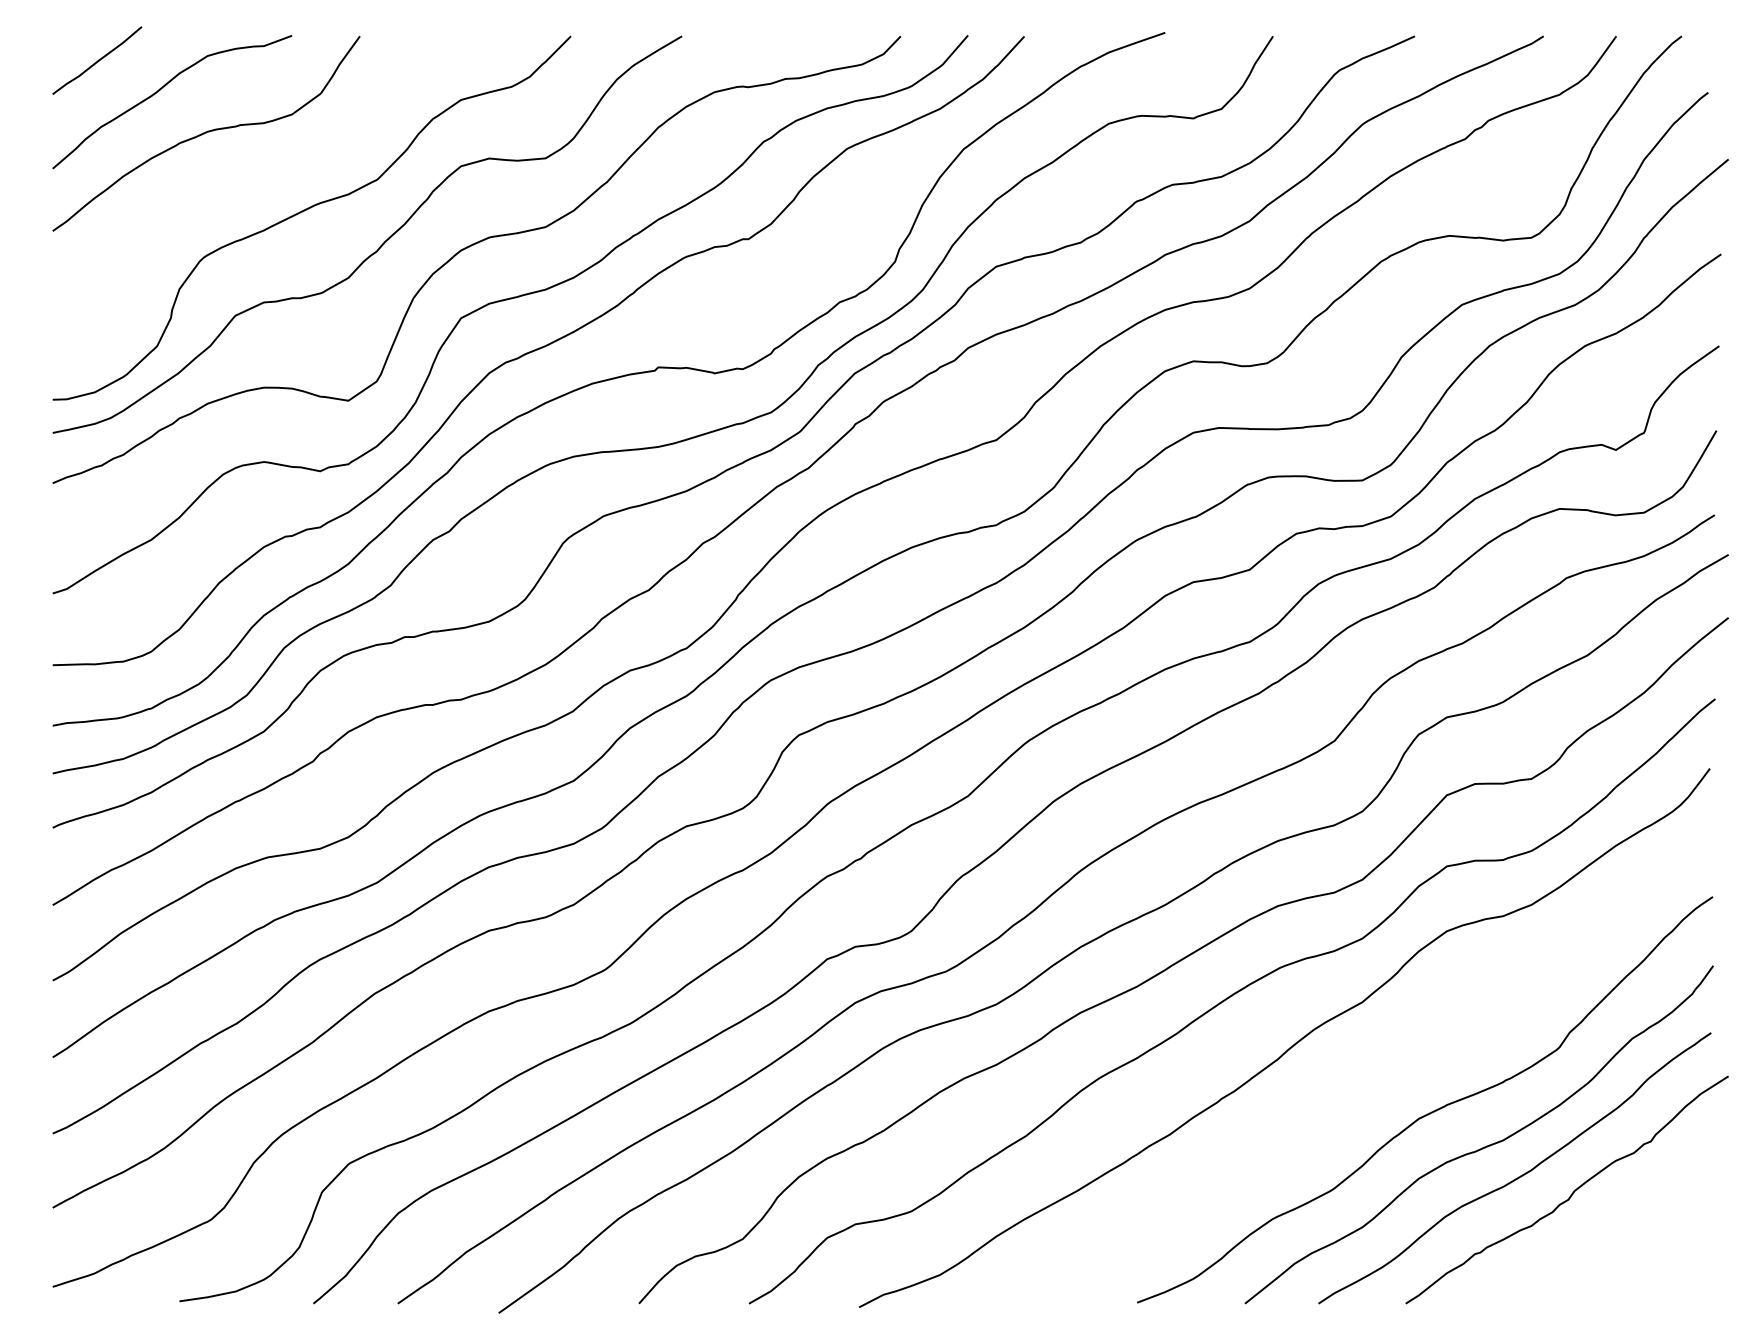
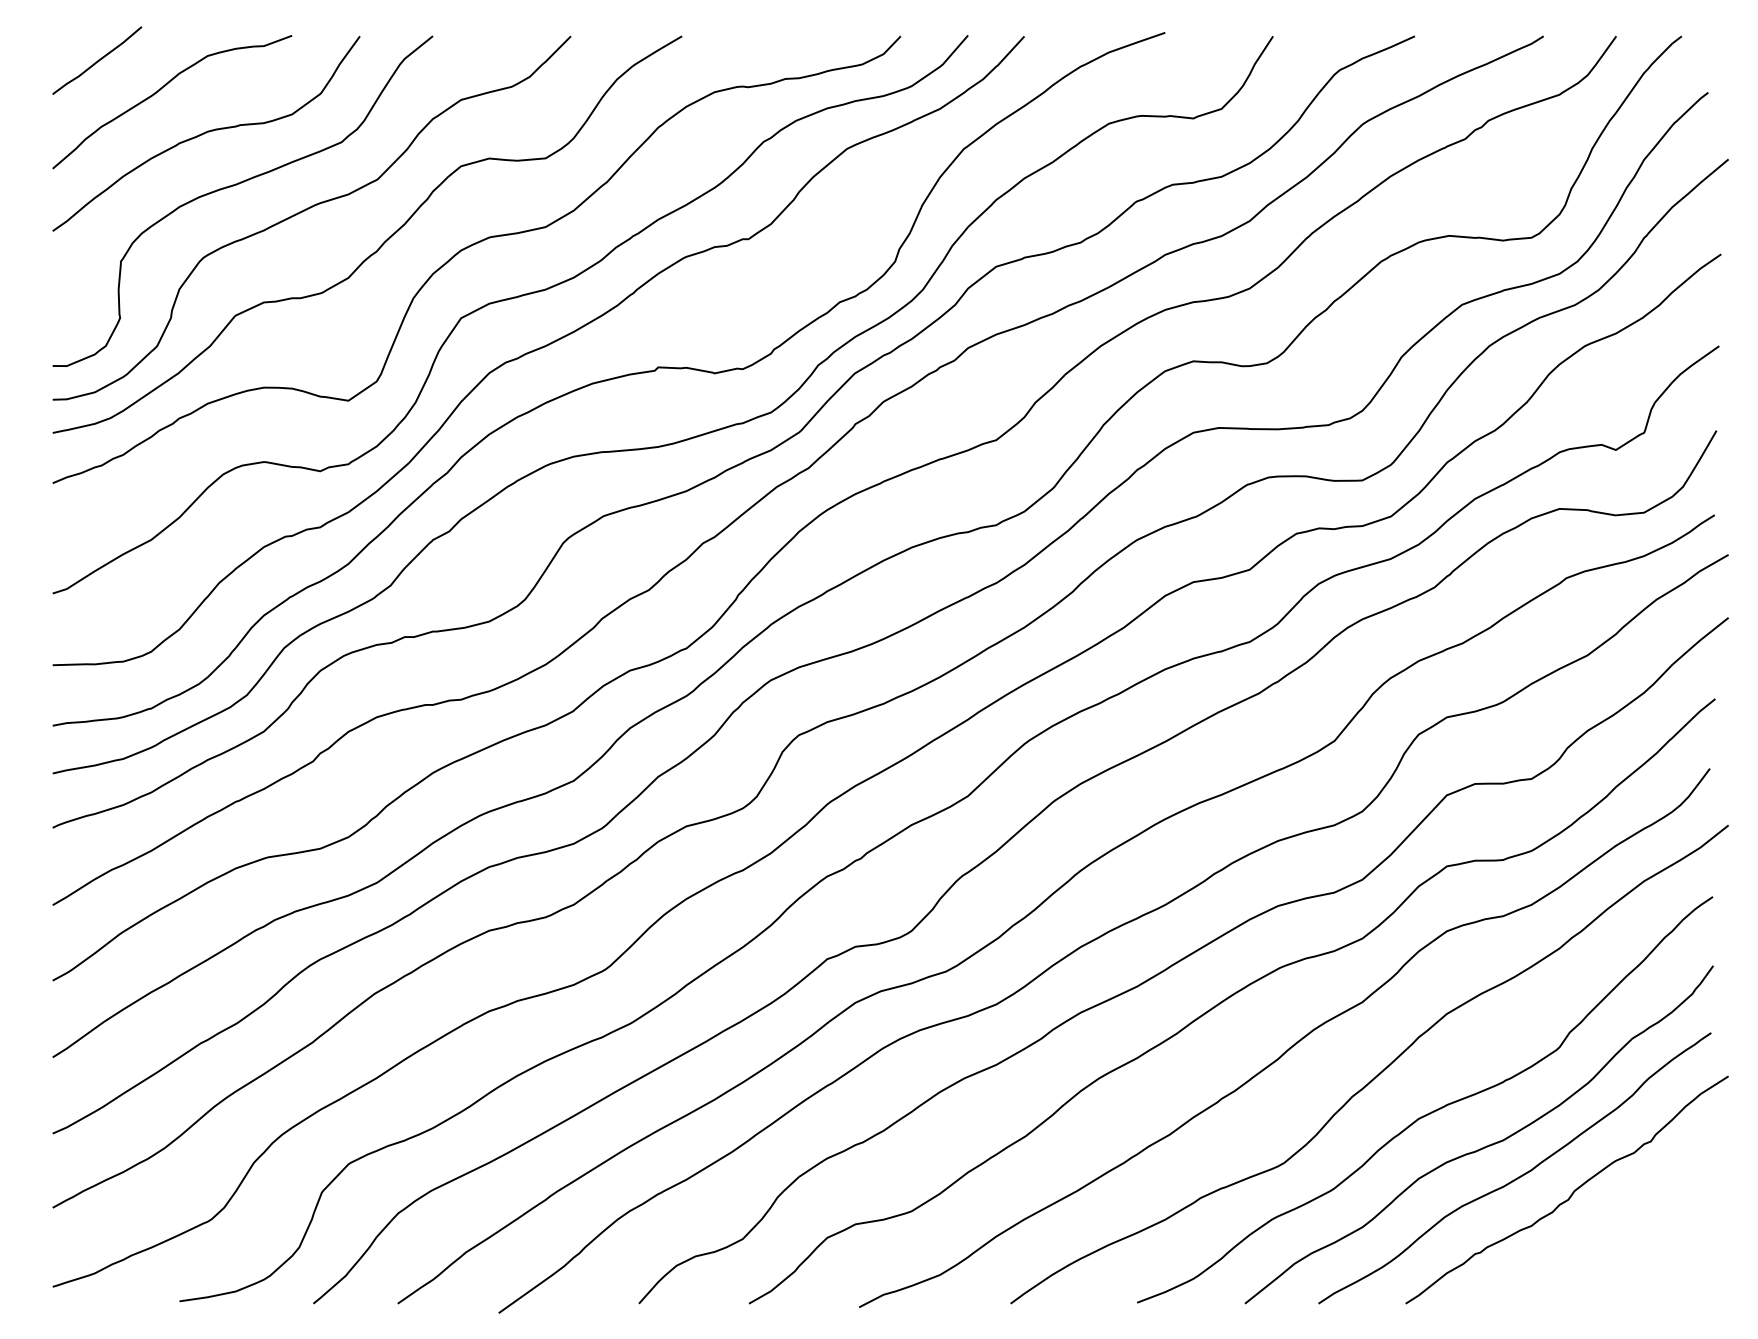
curve: none -> present (234, 186)
curve: none -> present (1378, 1073)
